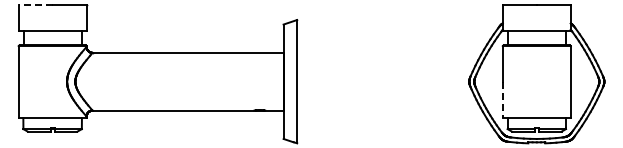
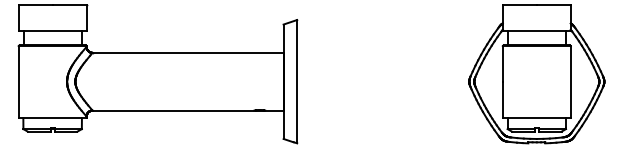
line: dashed -> solid (35, 4)
line: dashed -> solid (502, 100)
